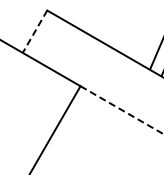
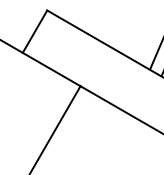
line: dashed -> solid (34, 32)
line: dashed -> solid (122, 110)
